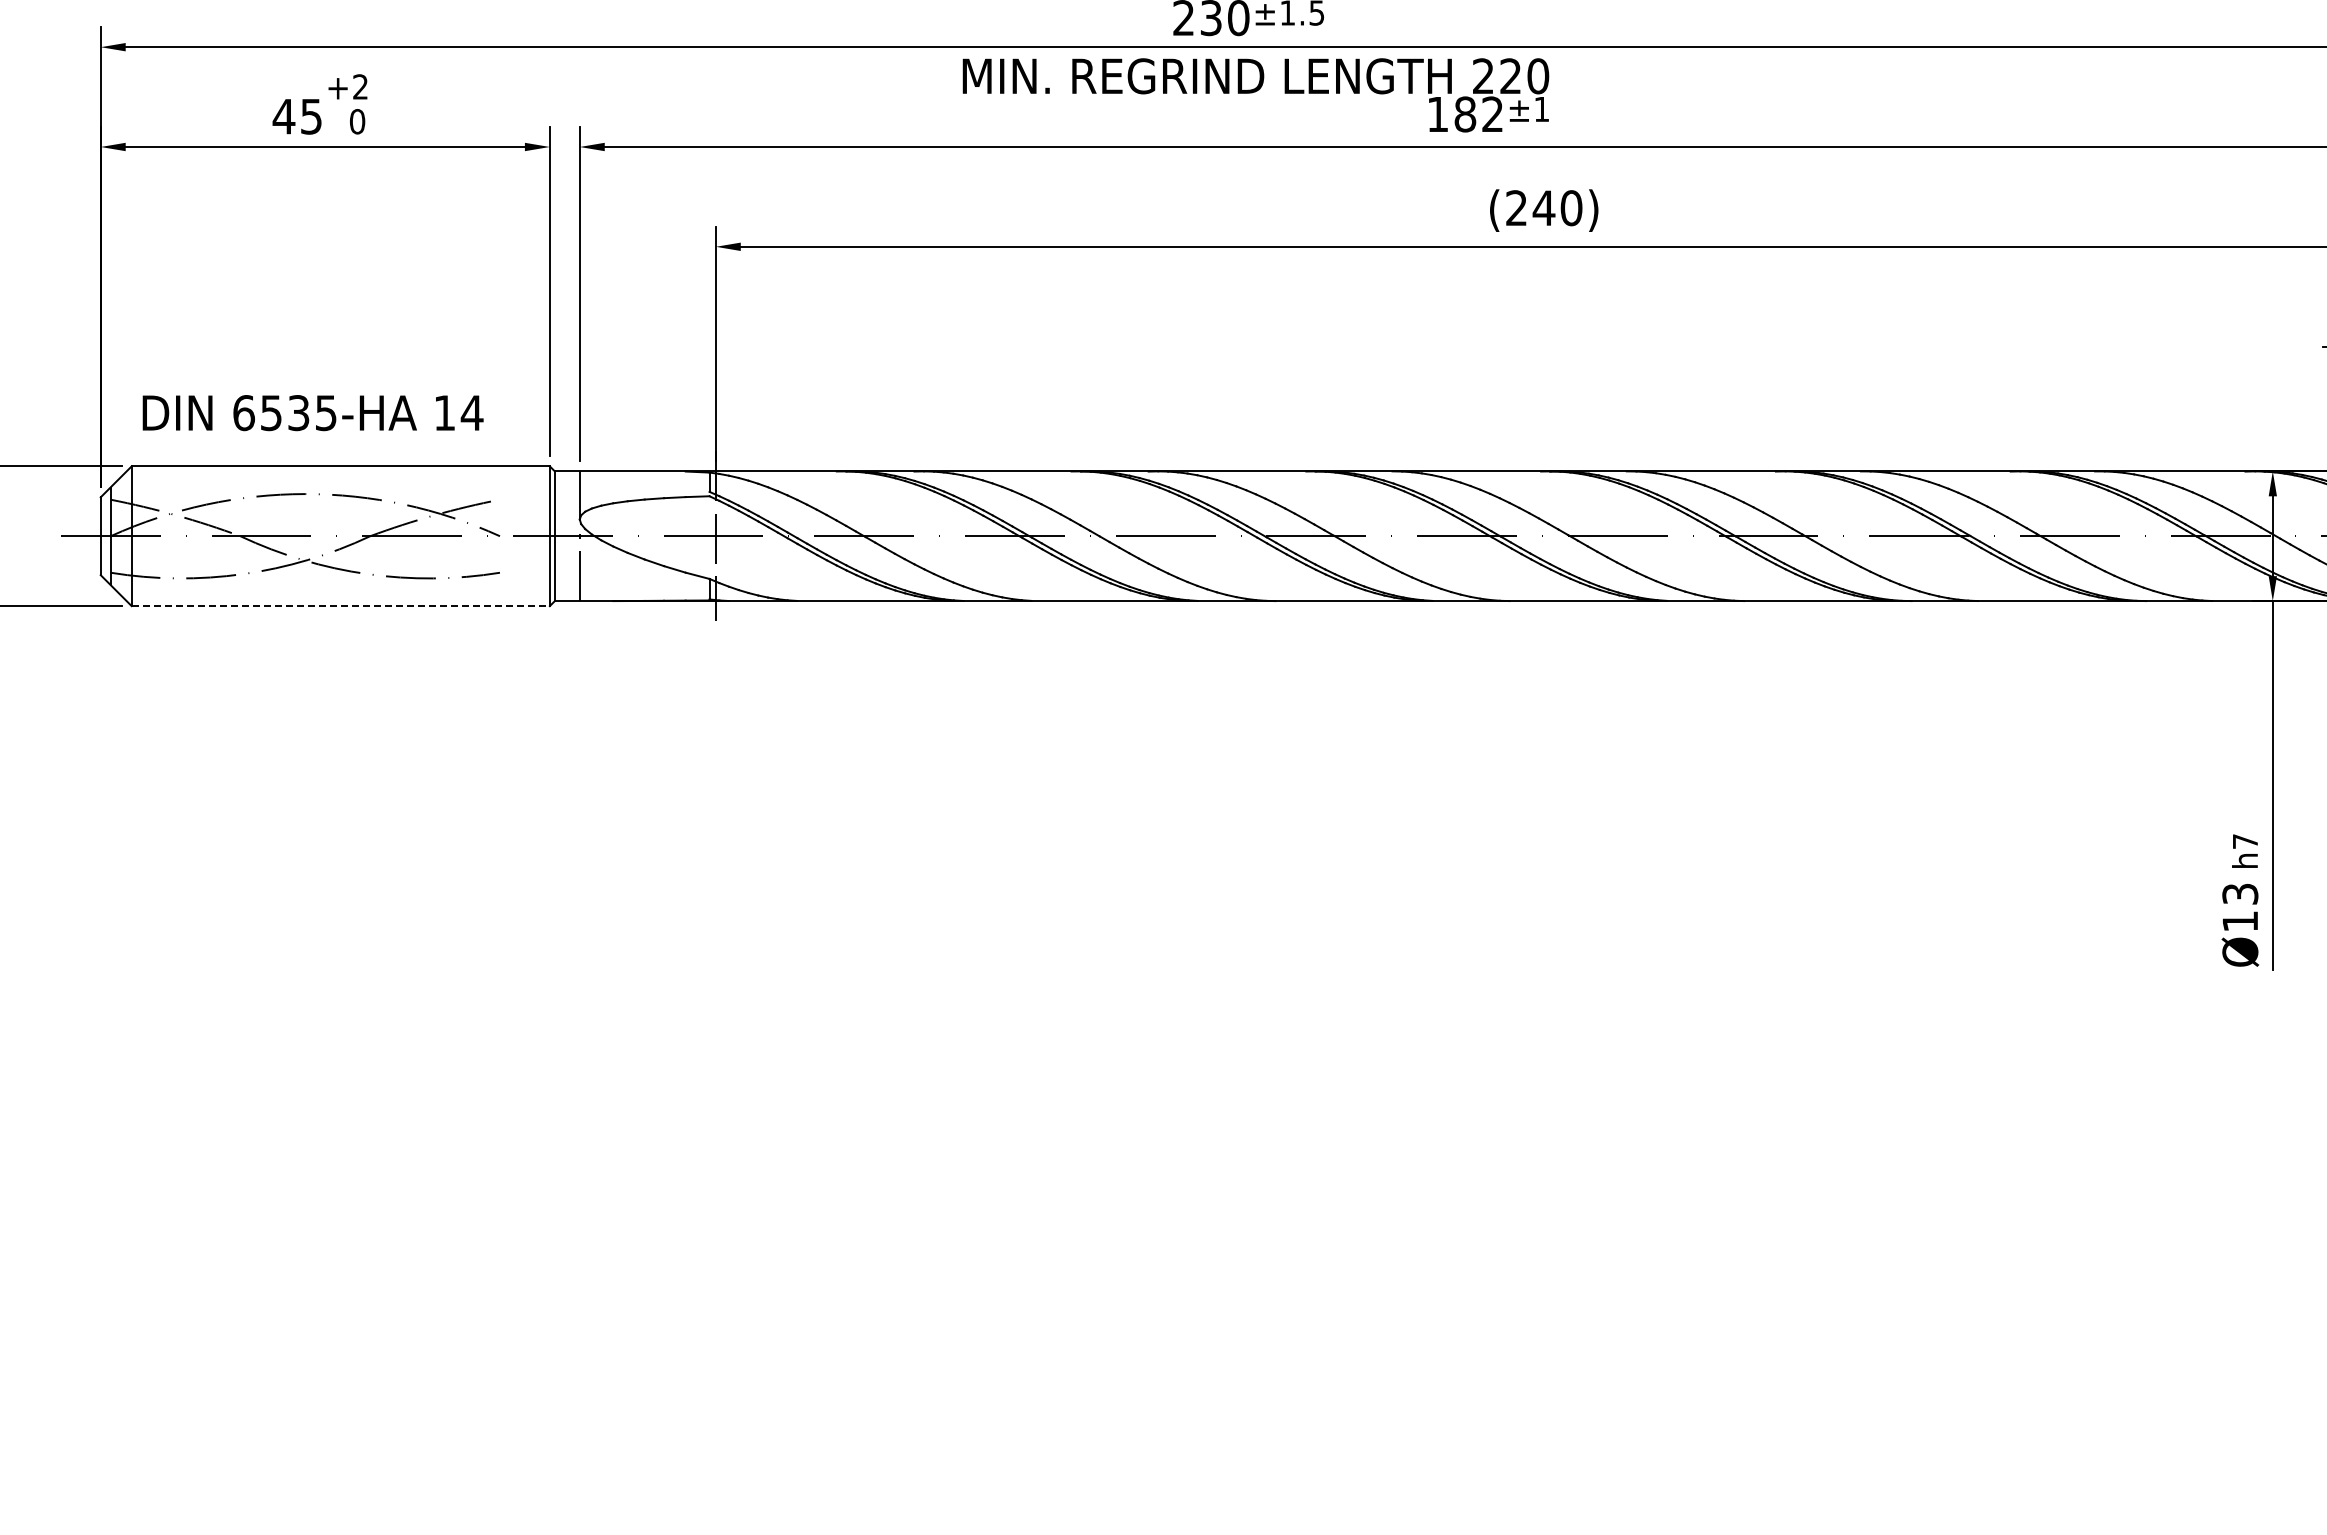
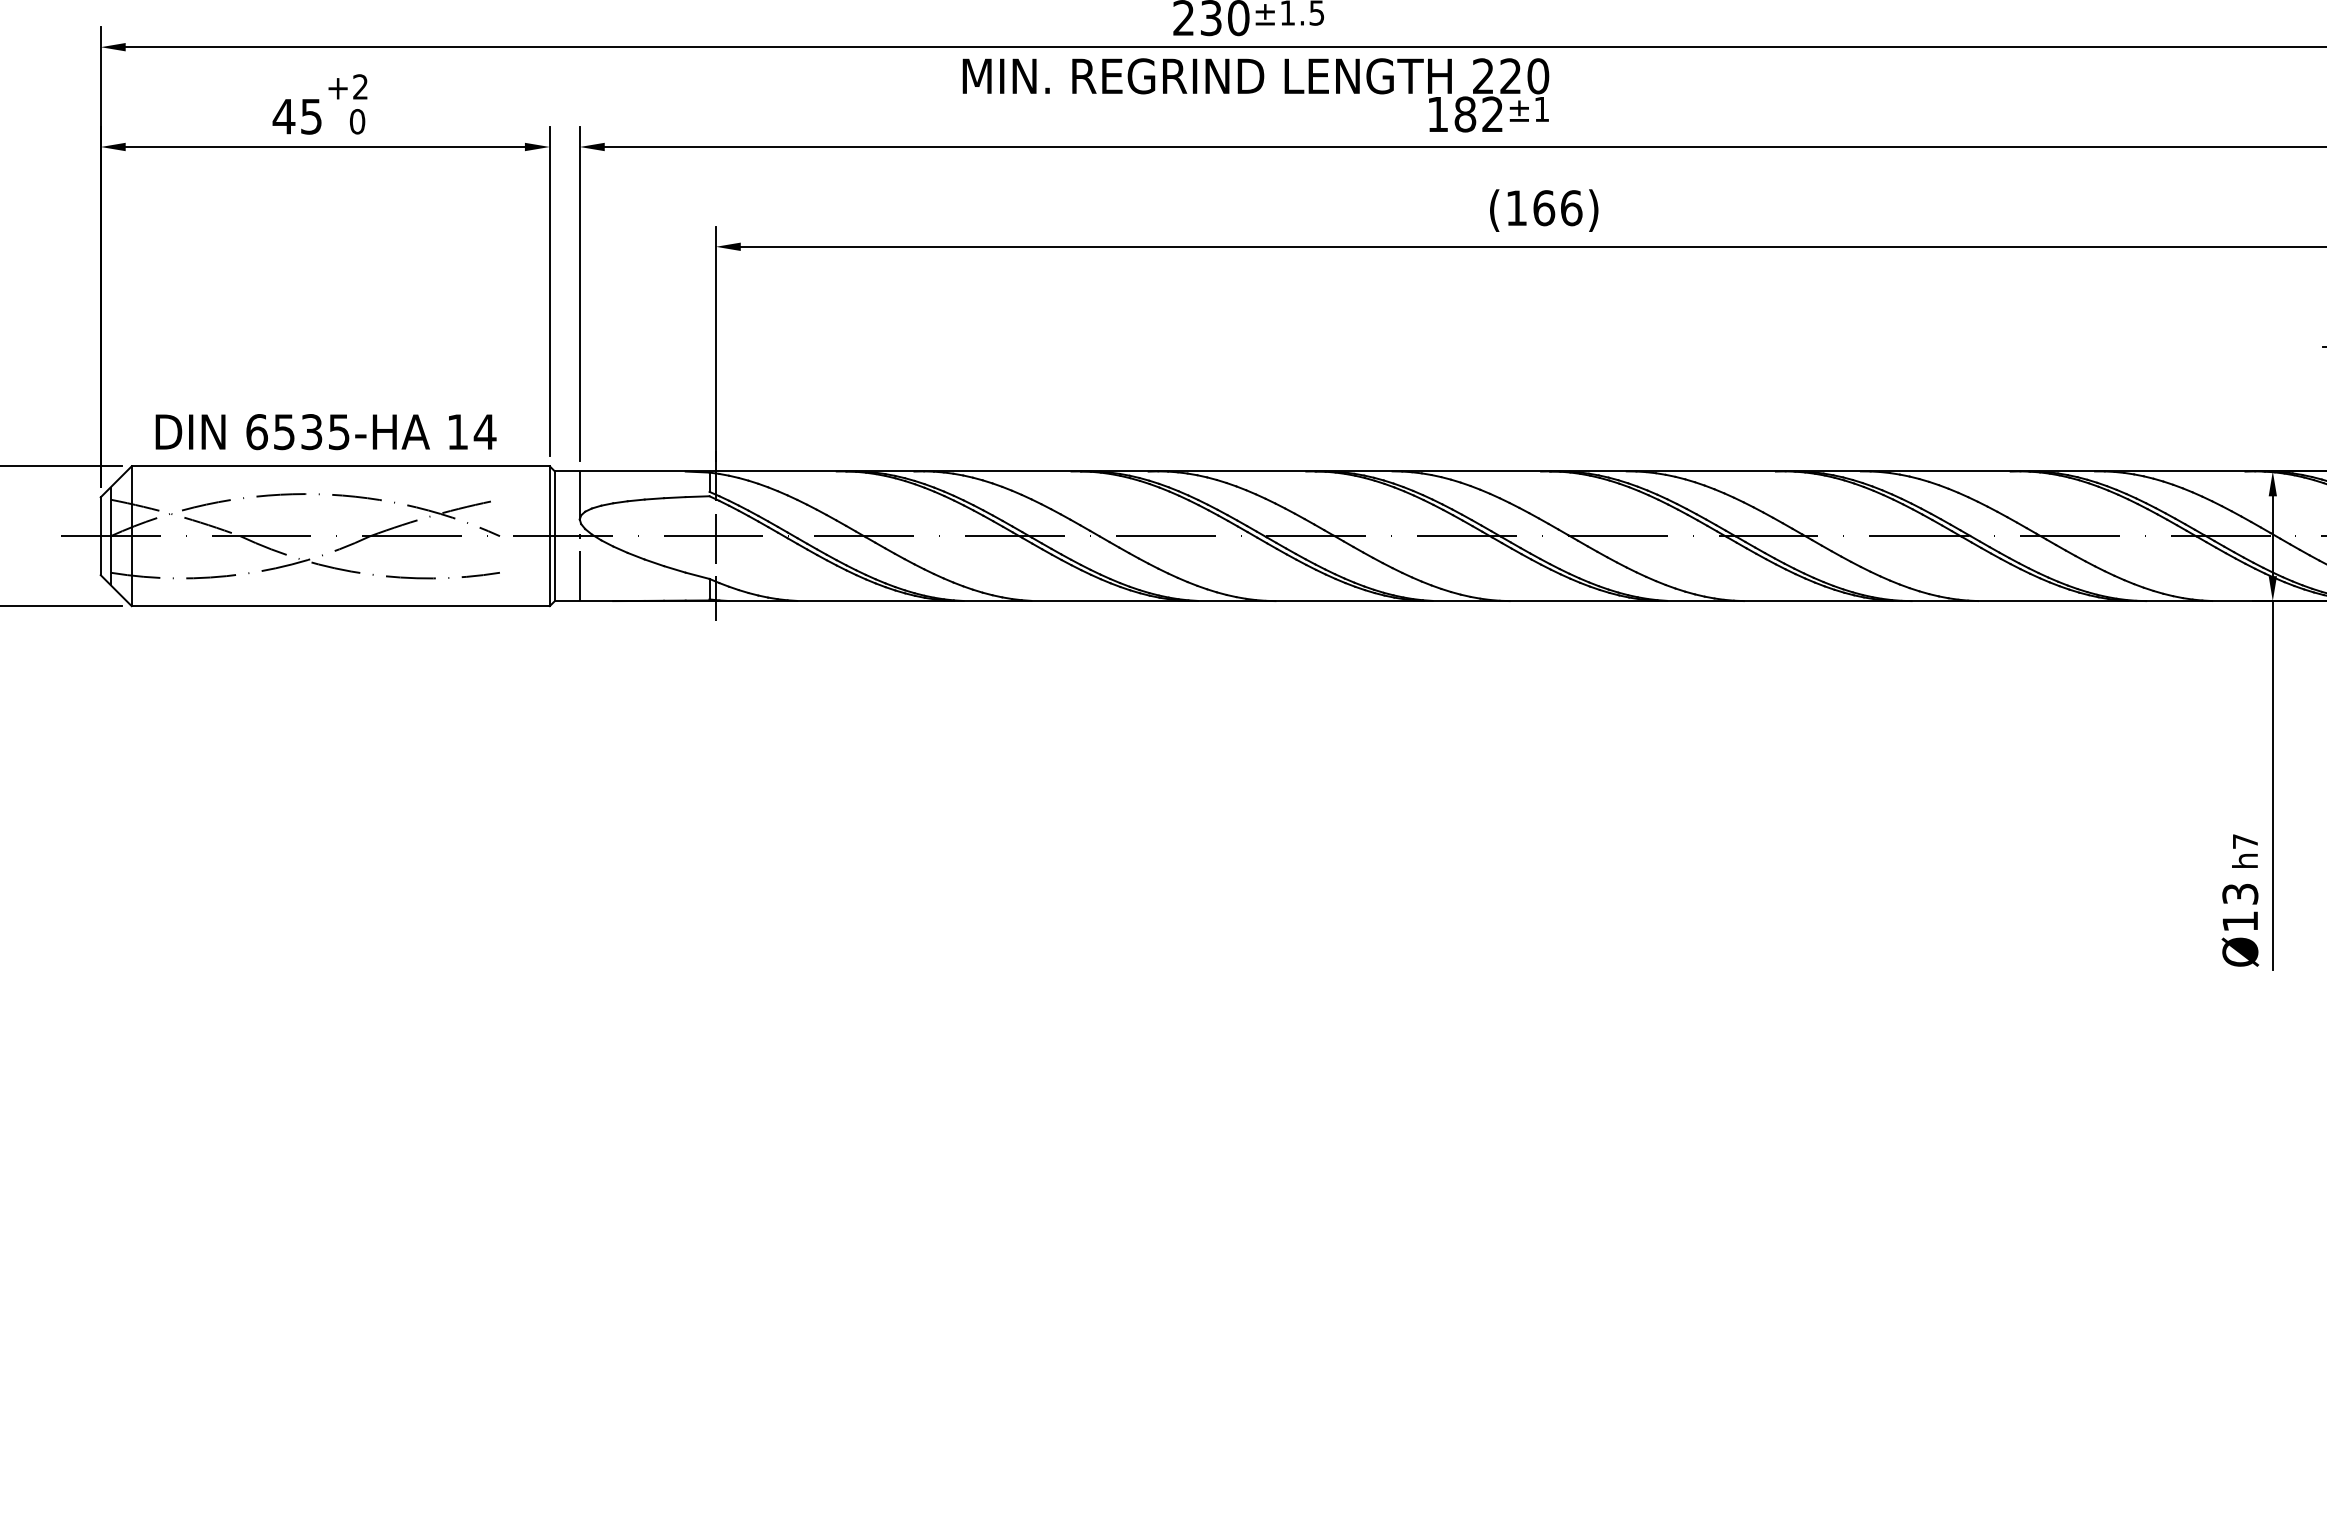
text: (240) -> (166) (1544, 208)
text position: (312, 413) -> (325, 432) (325, 432)
line: dashed -> solid (341, 606)
